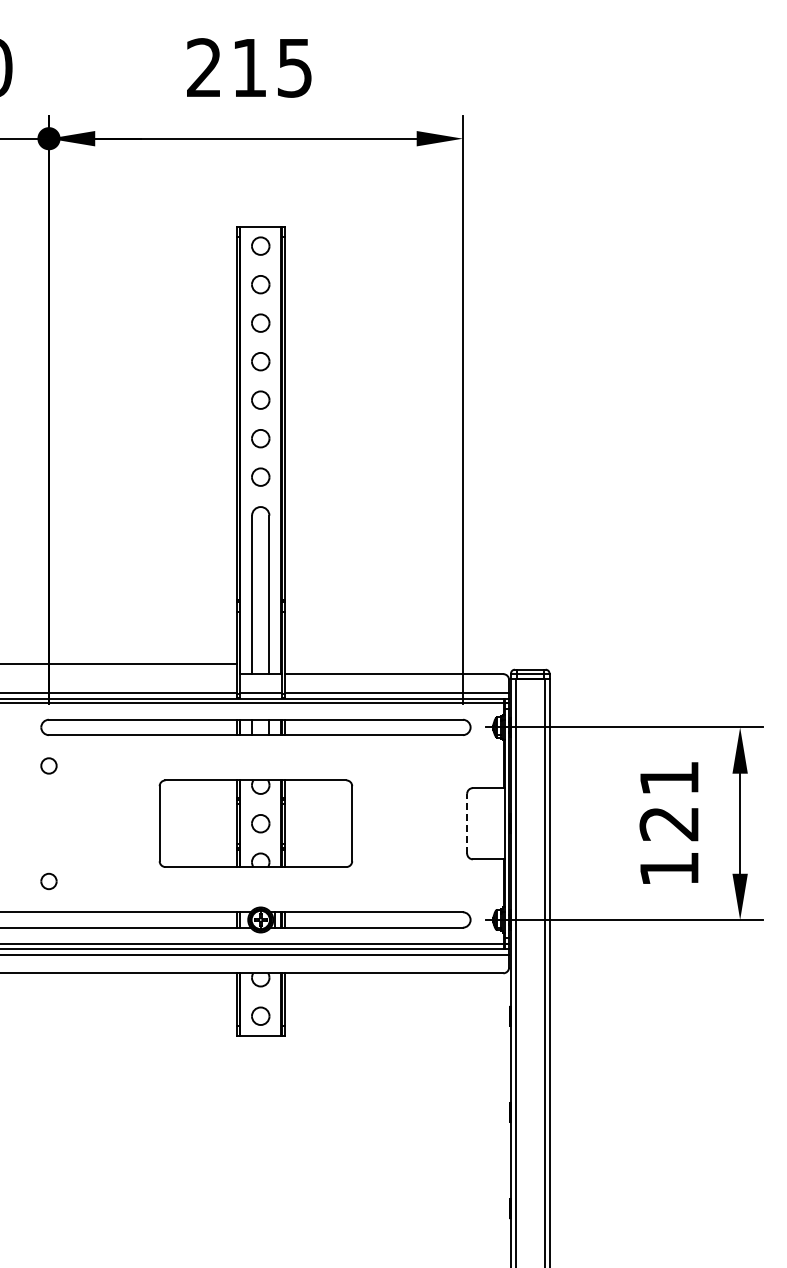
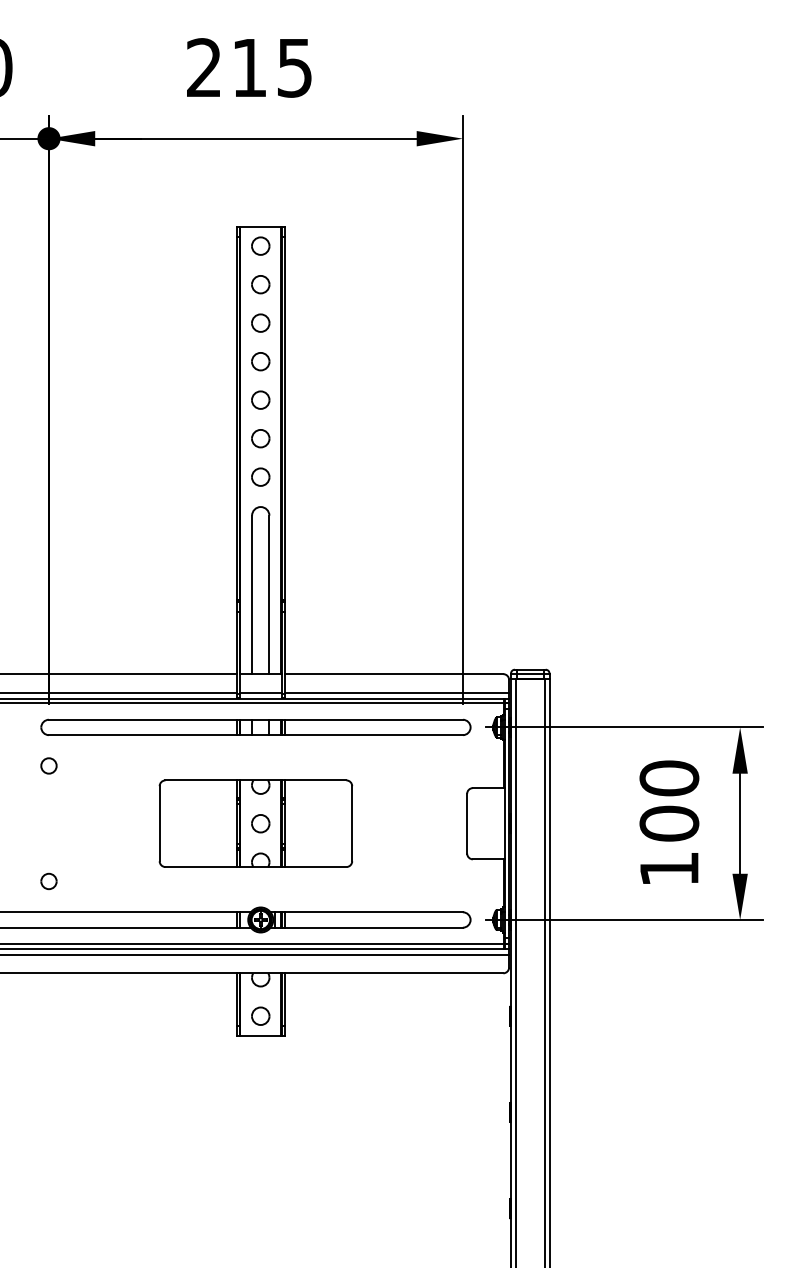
line position: (119, 664) -> (119, 674) (119, 674)
text: 121 -> 100 (669, 800)
line: dashed -> solid (467, 823)
